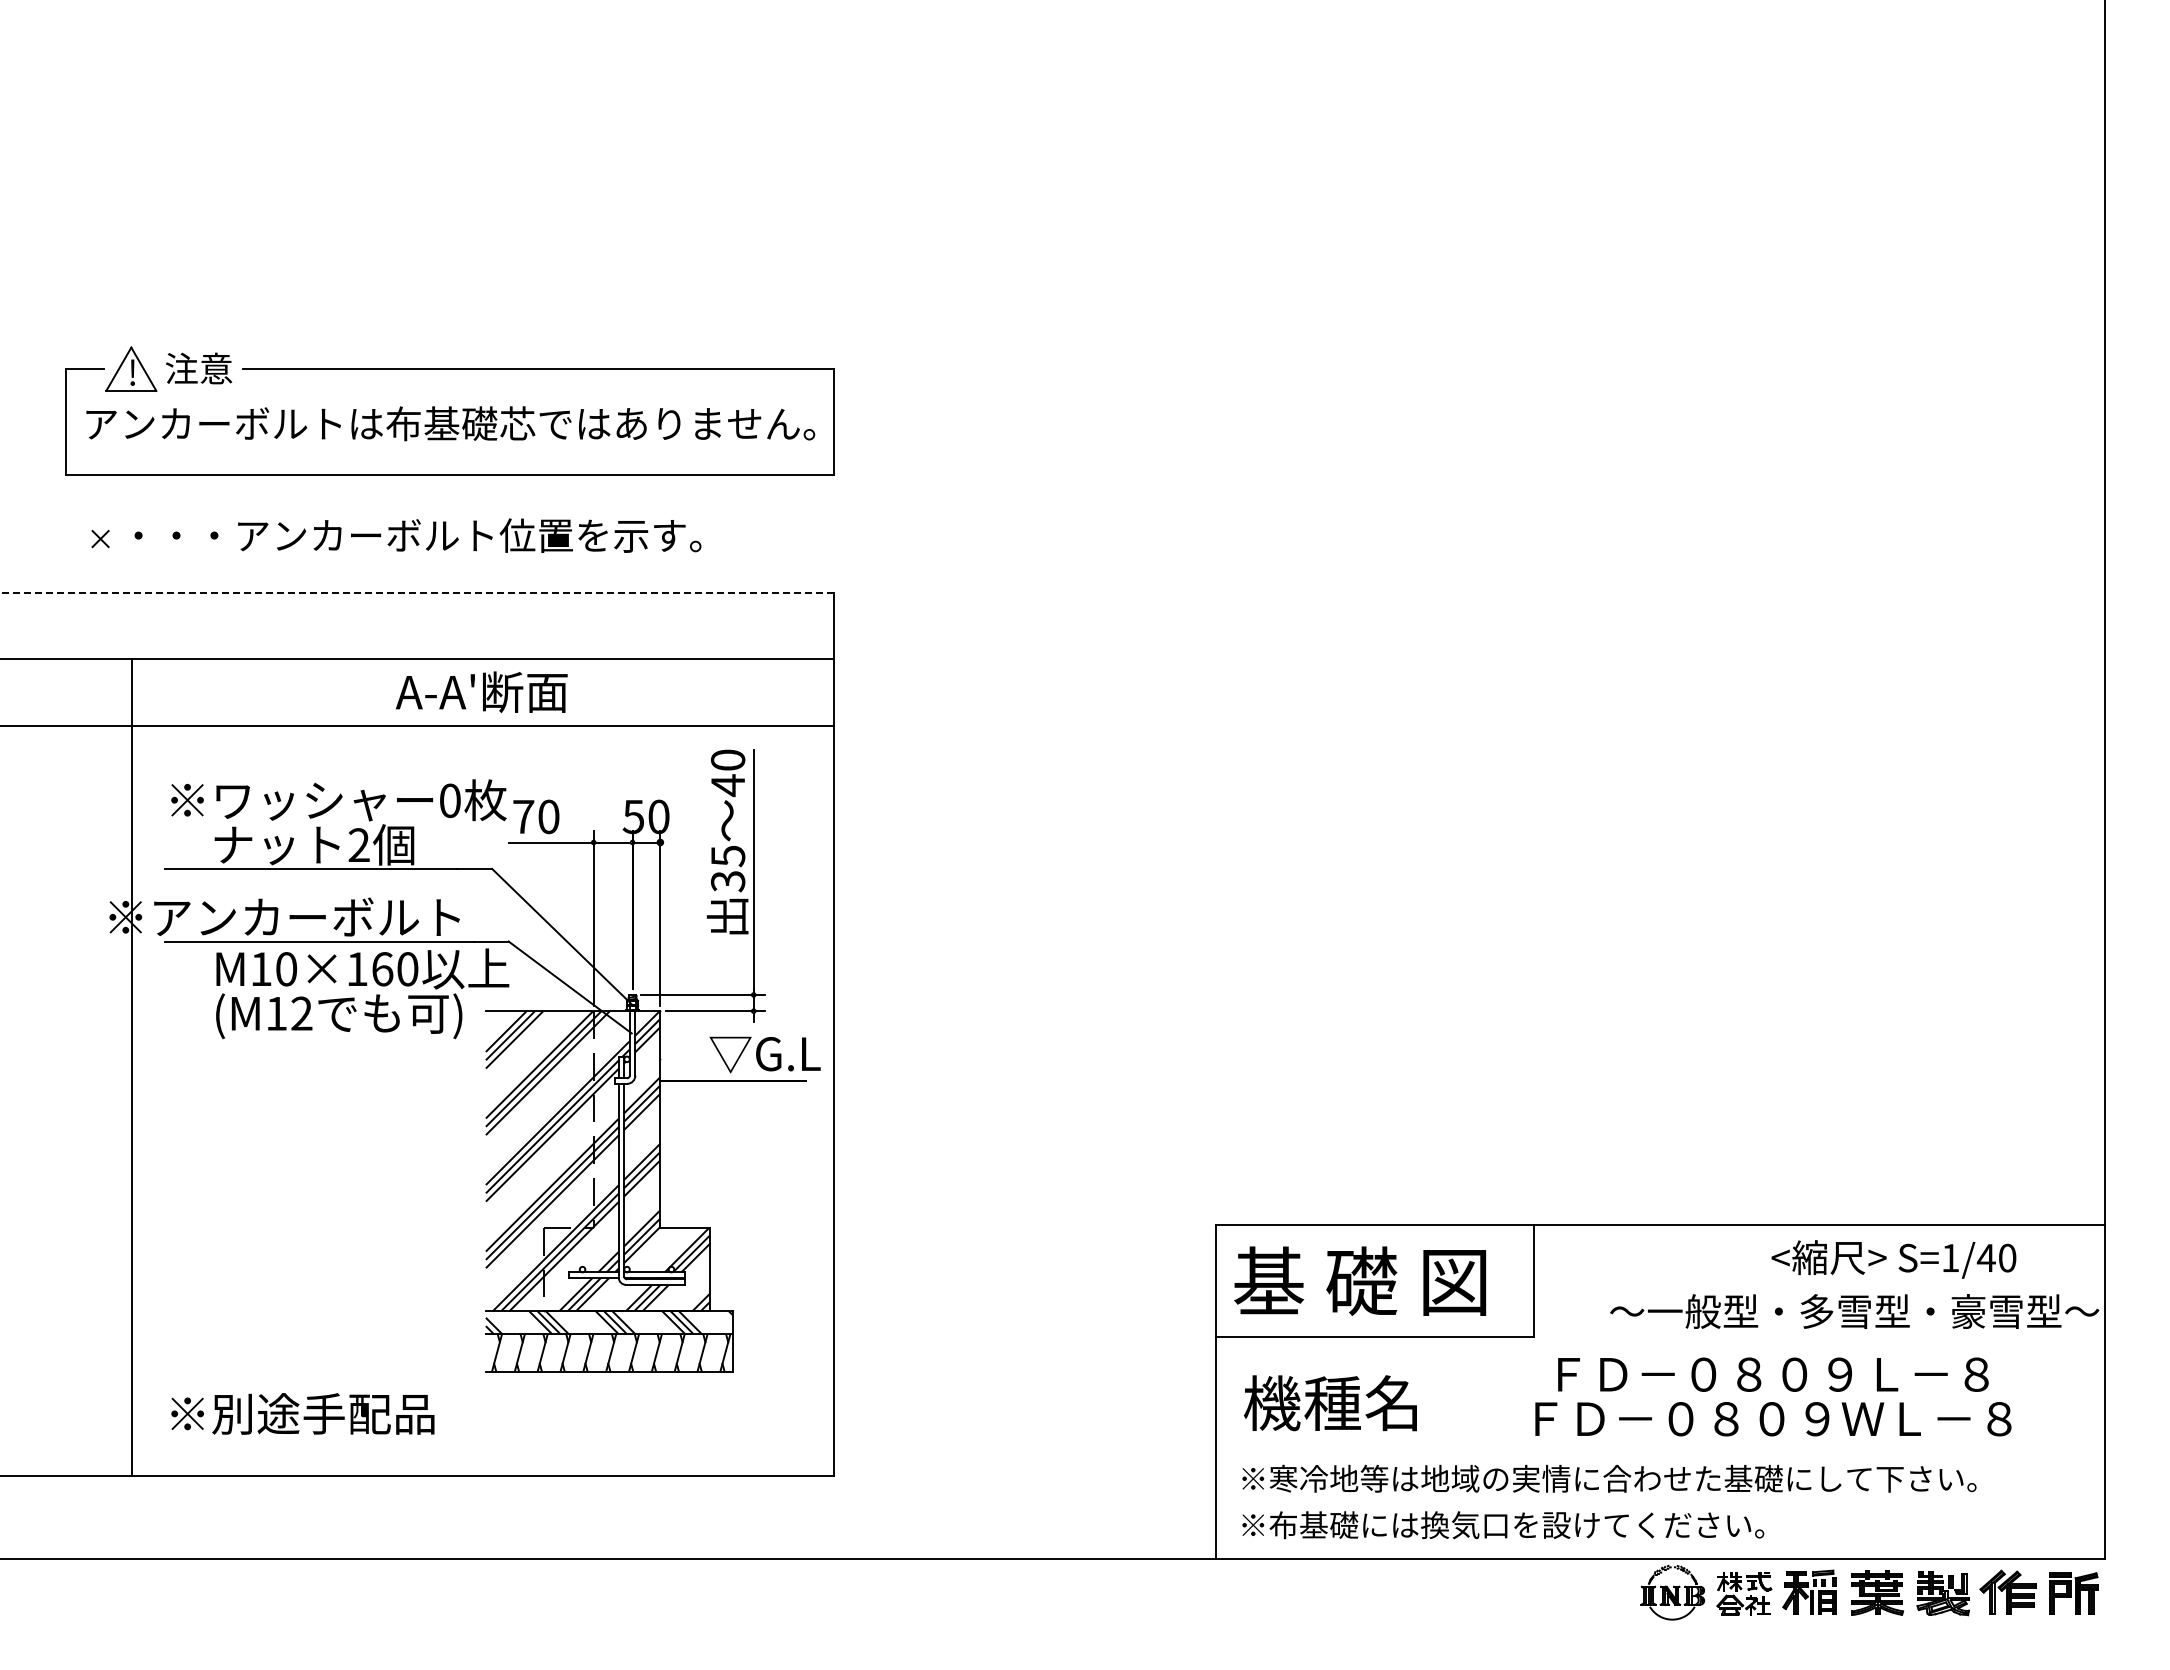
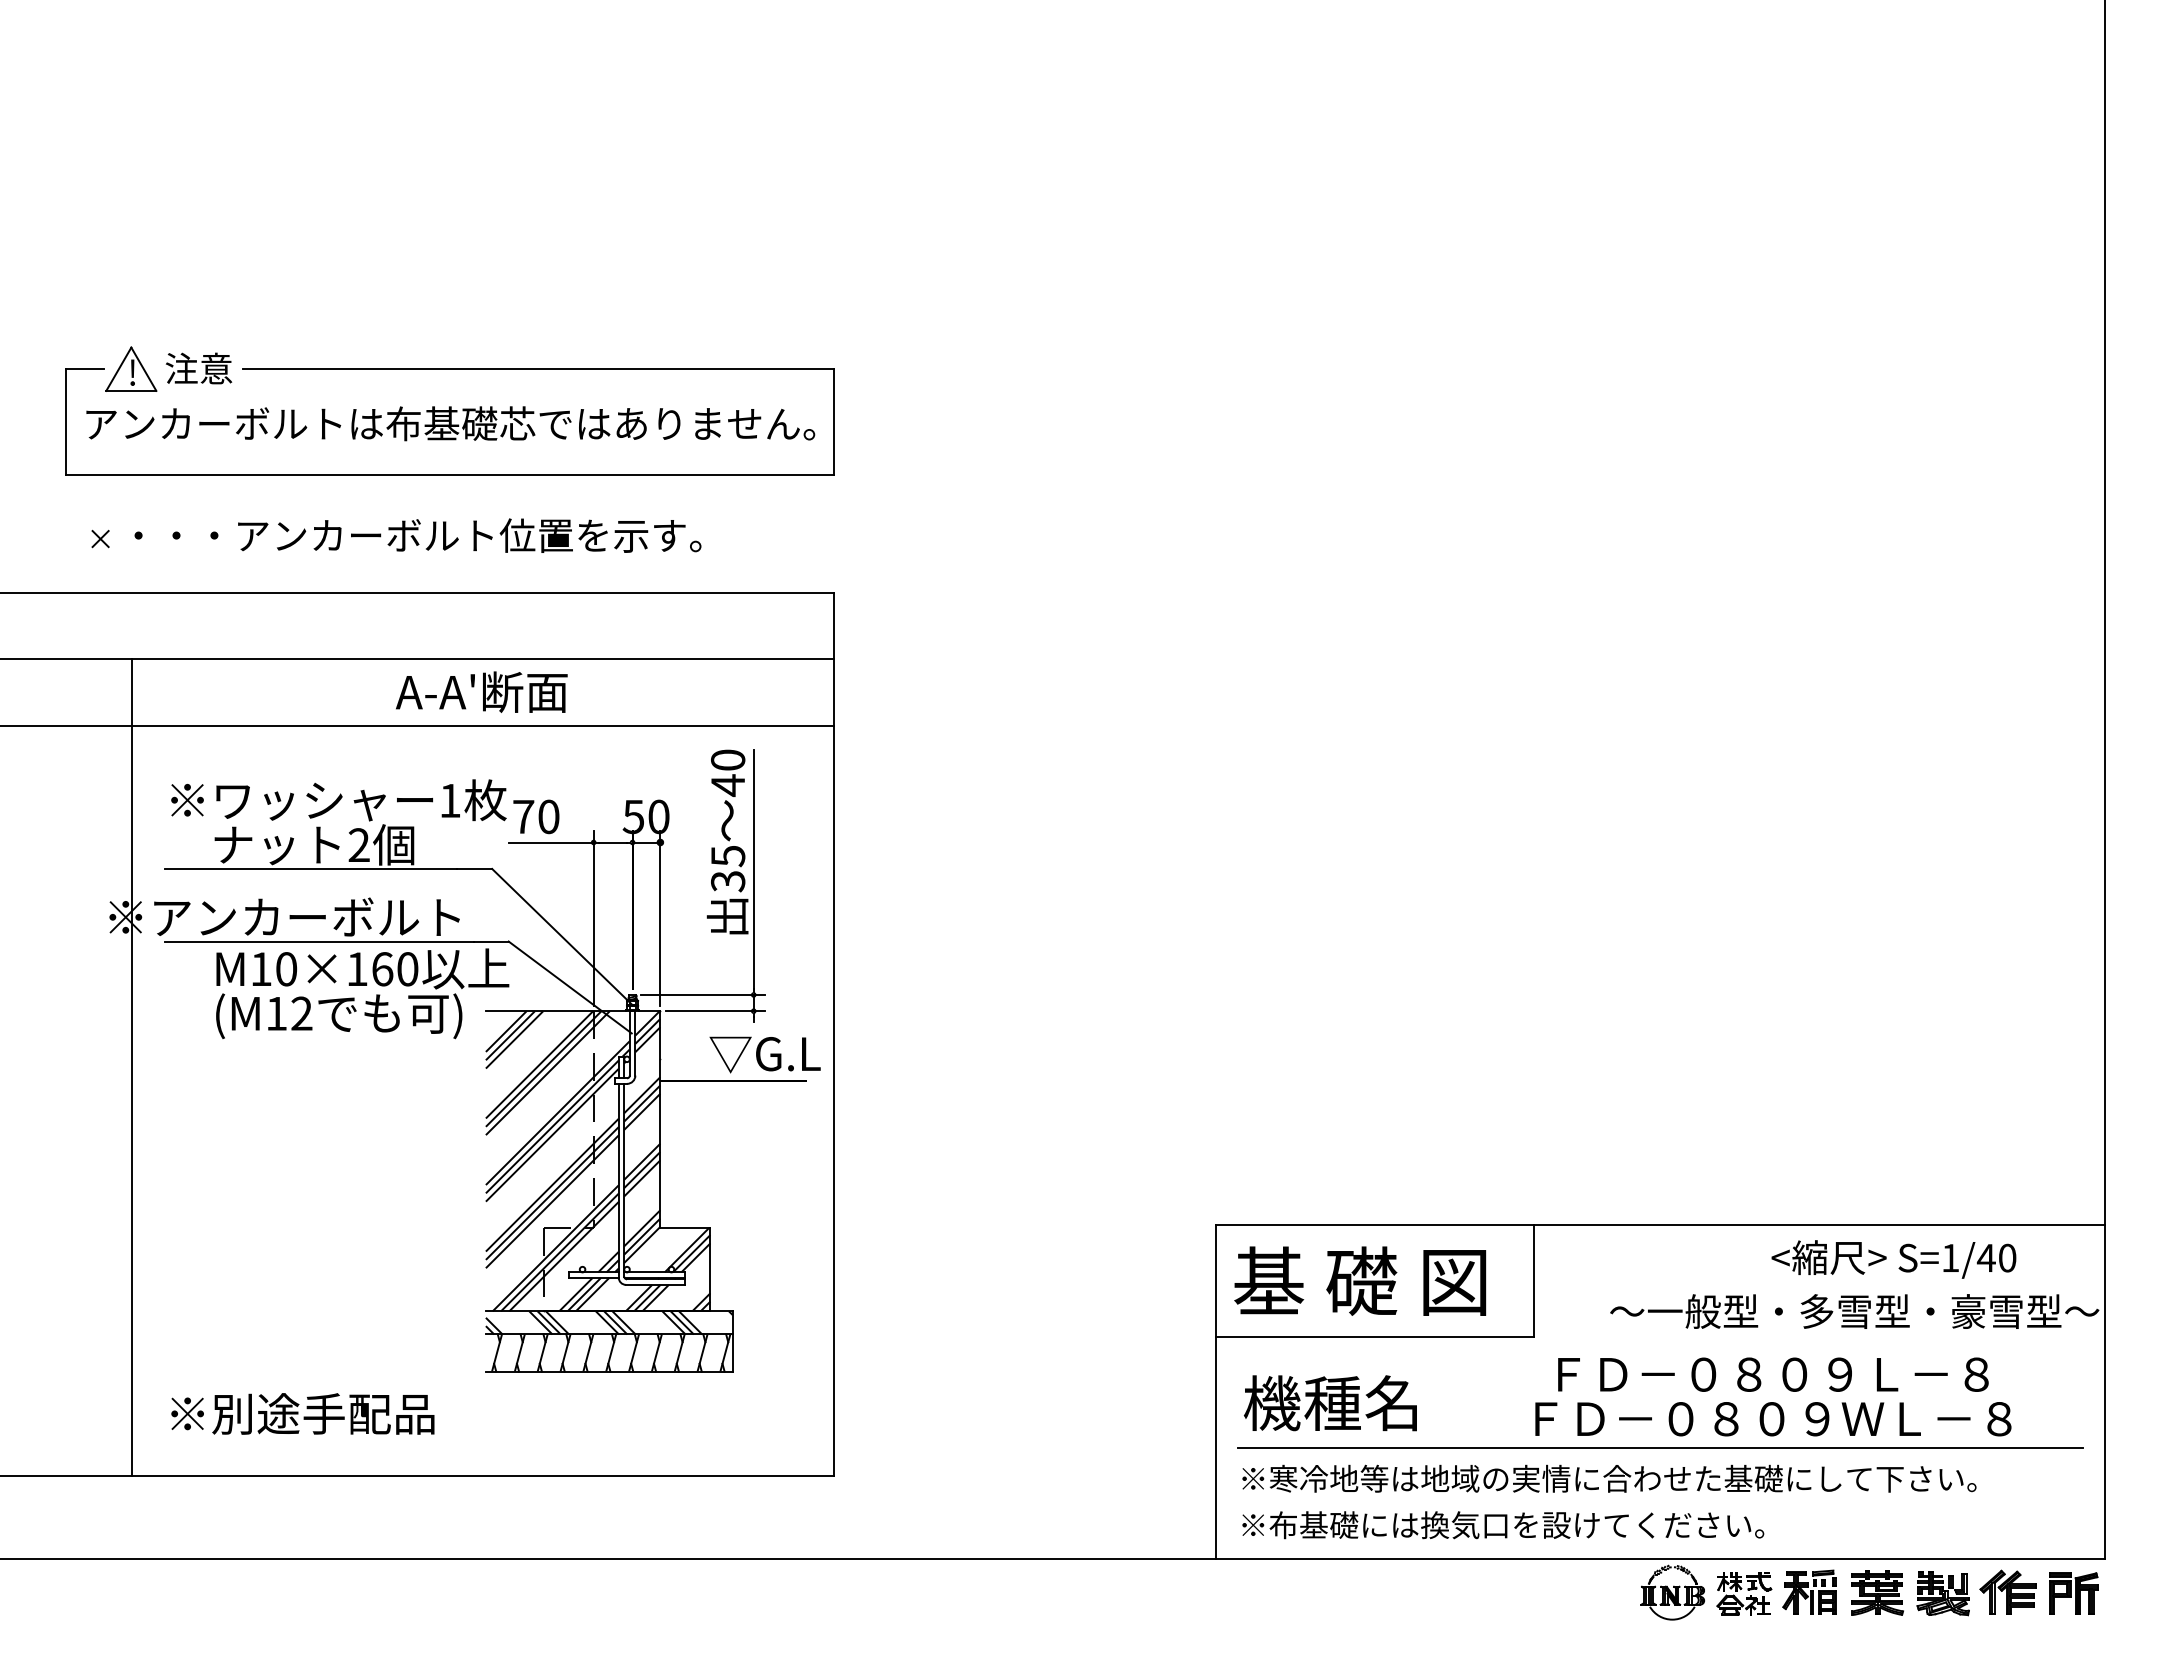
line: dashed -> solid (417, 592)
text: 0 -> 1 (450, 800)
line: none -> present (1659, 1447)
